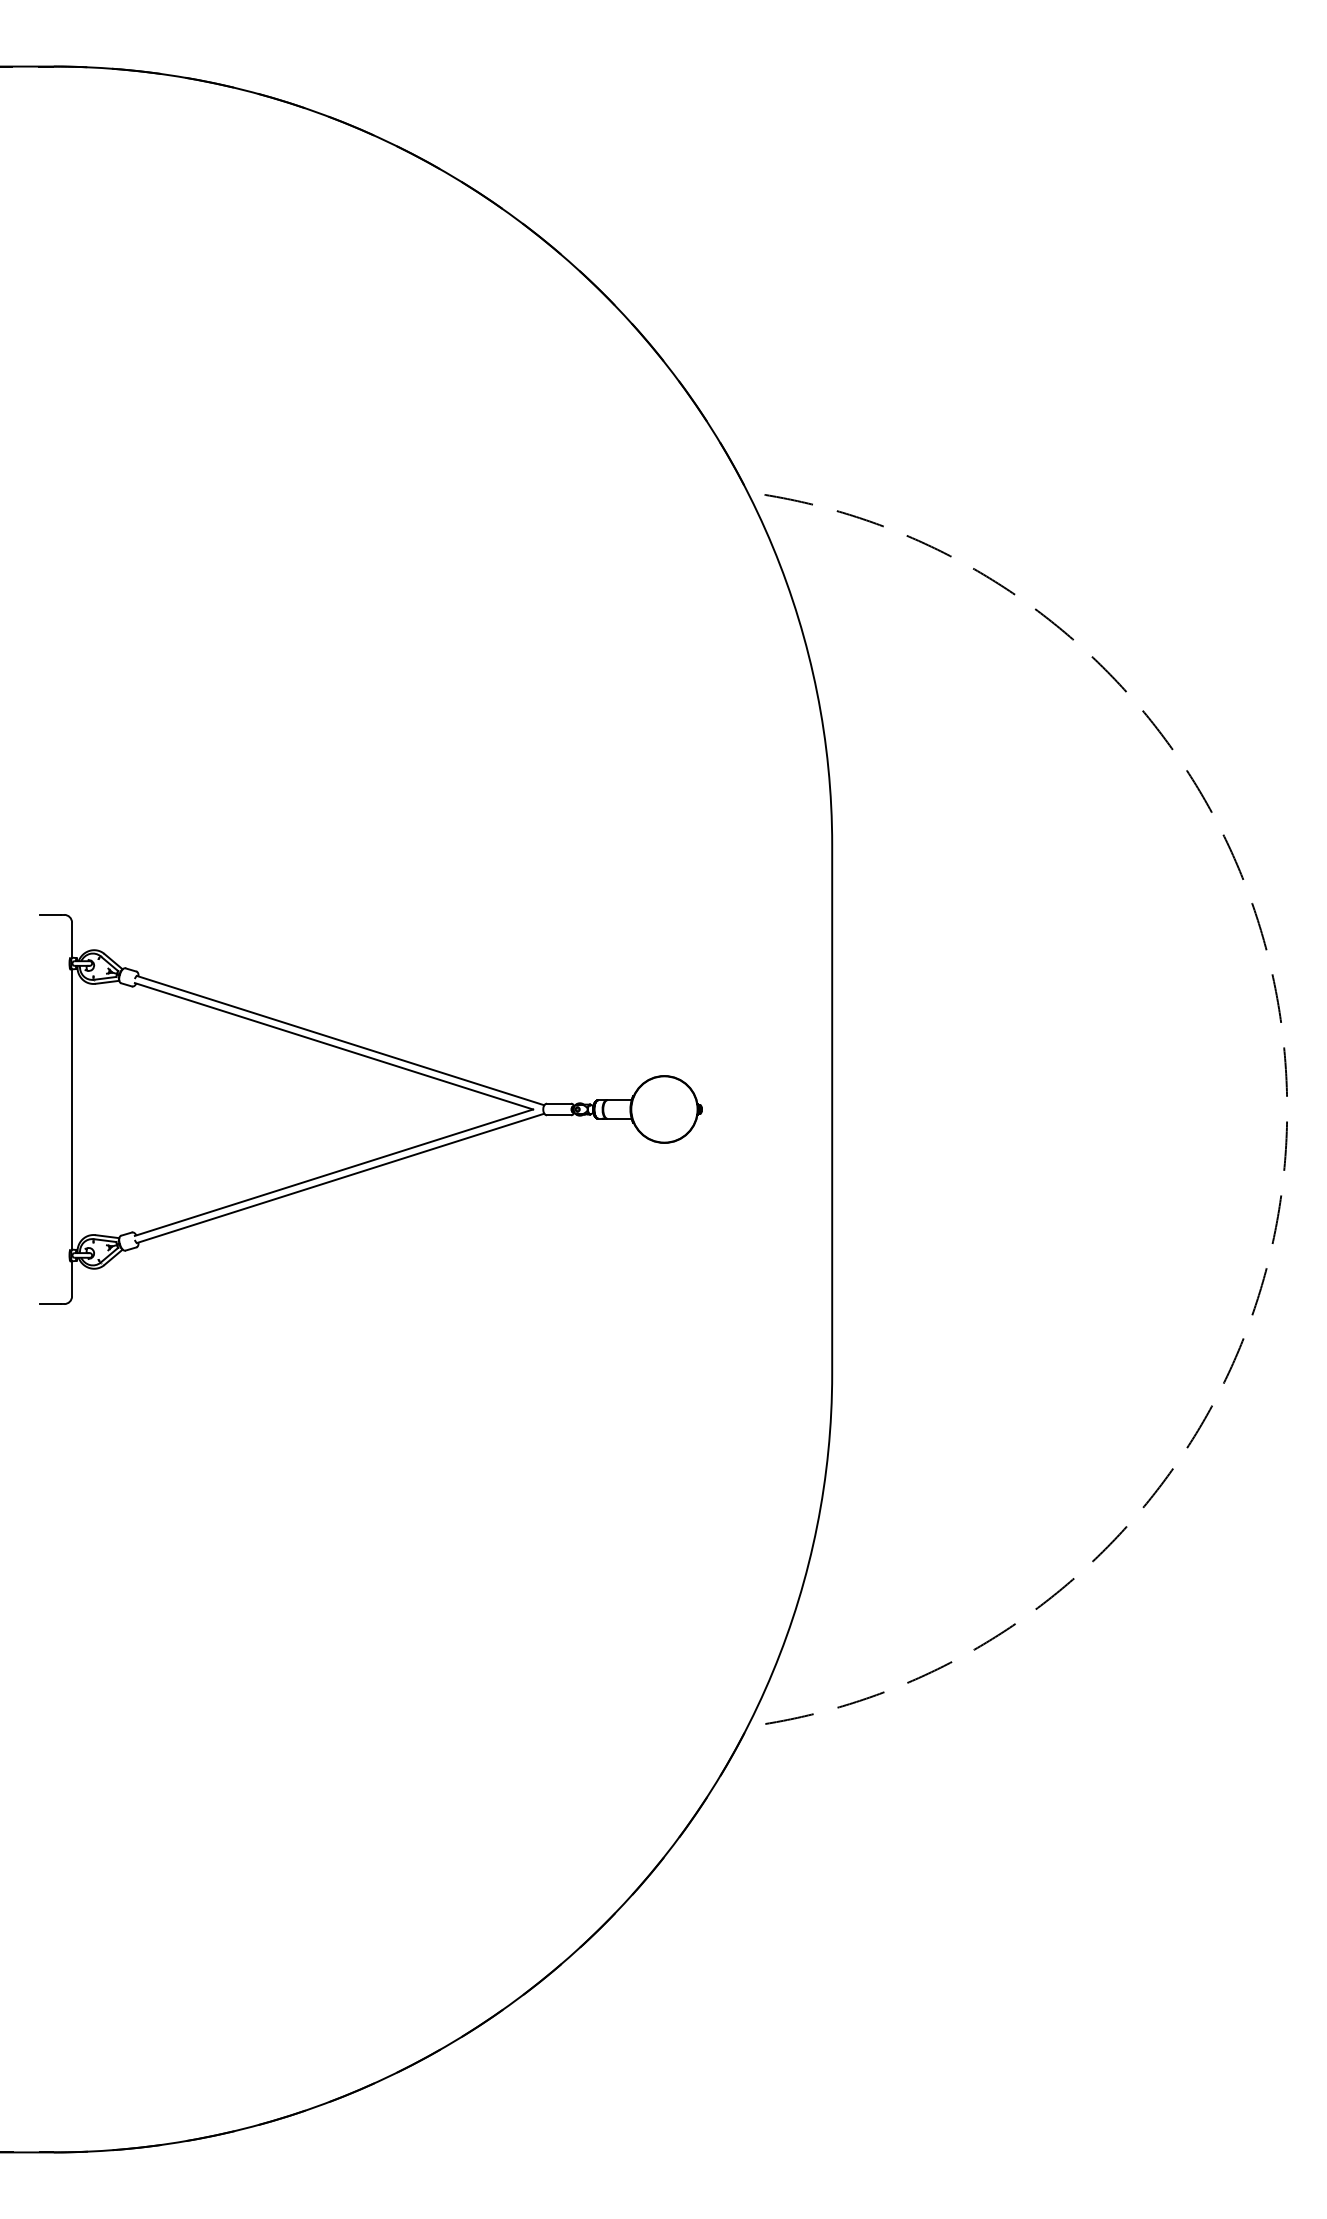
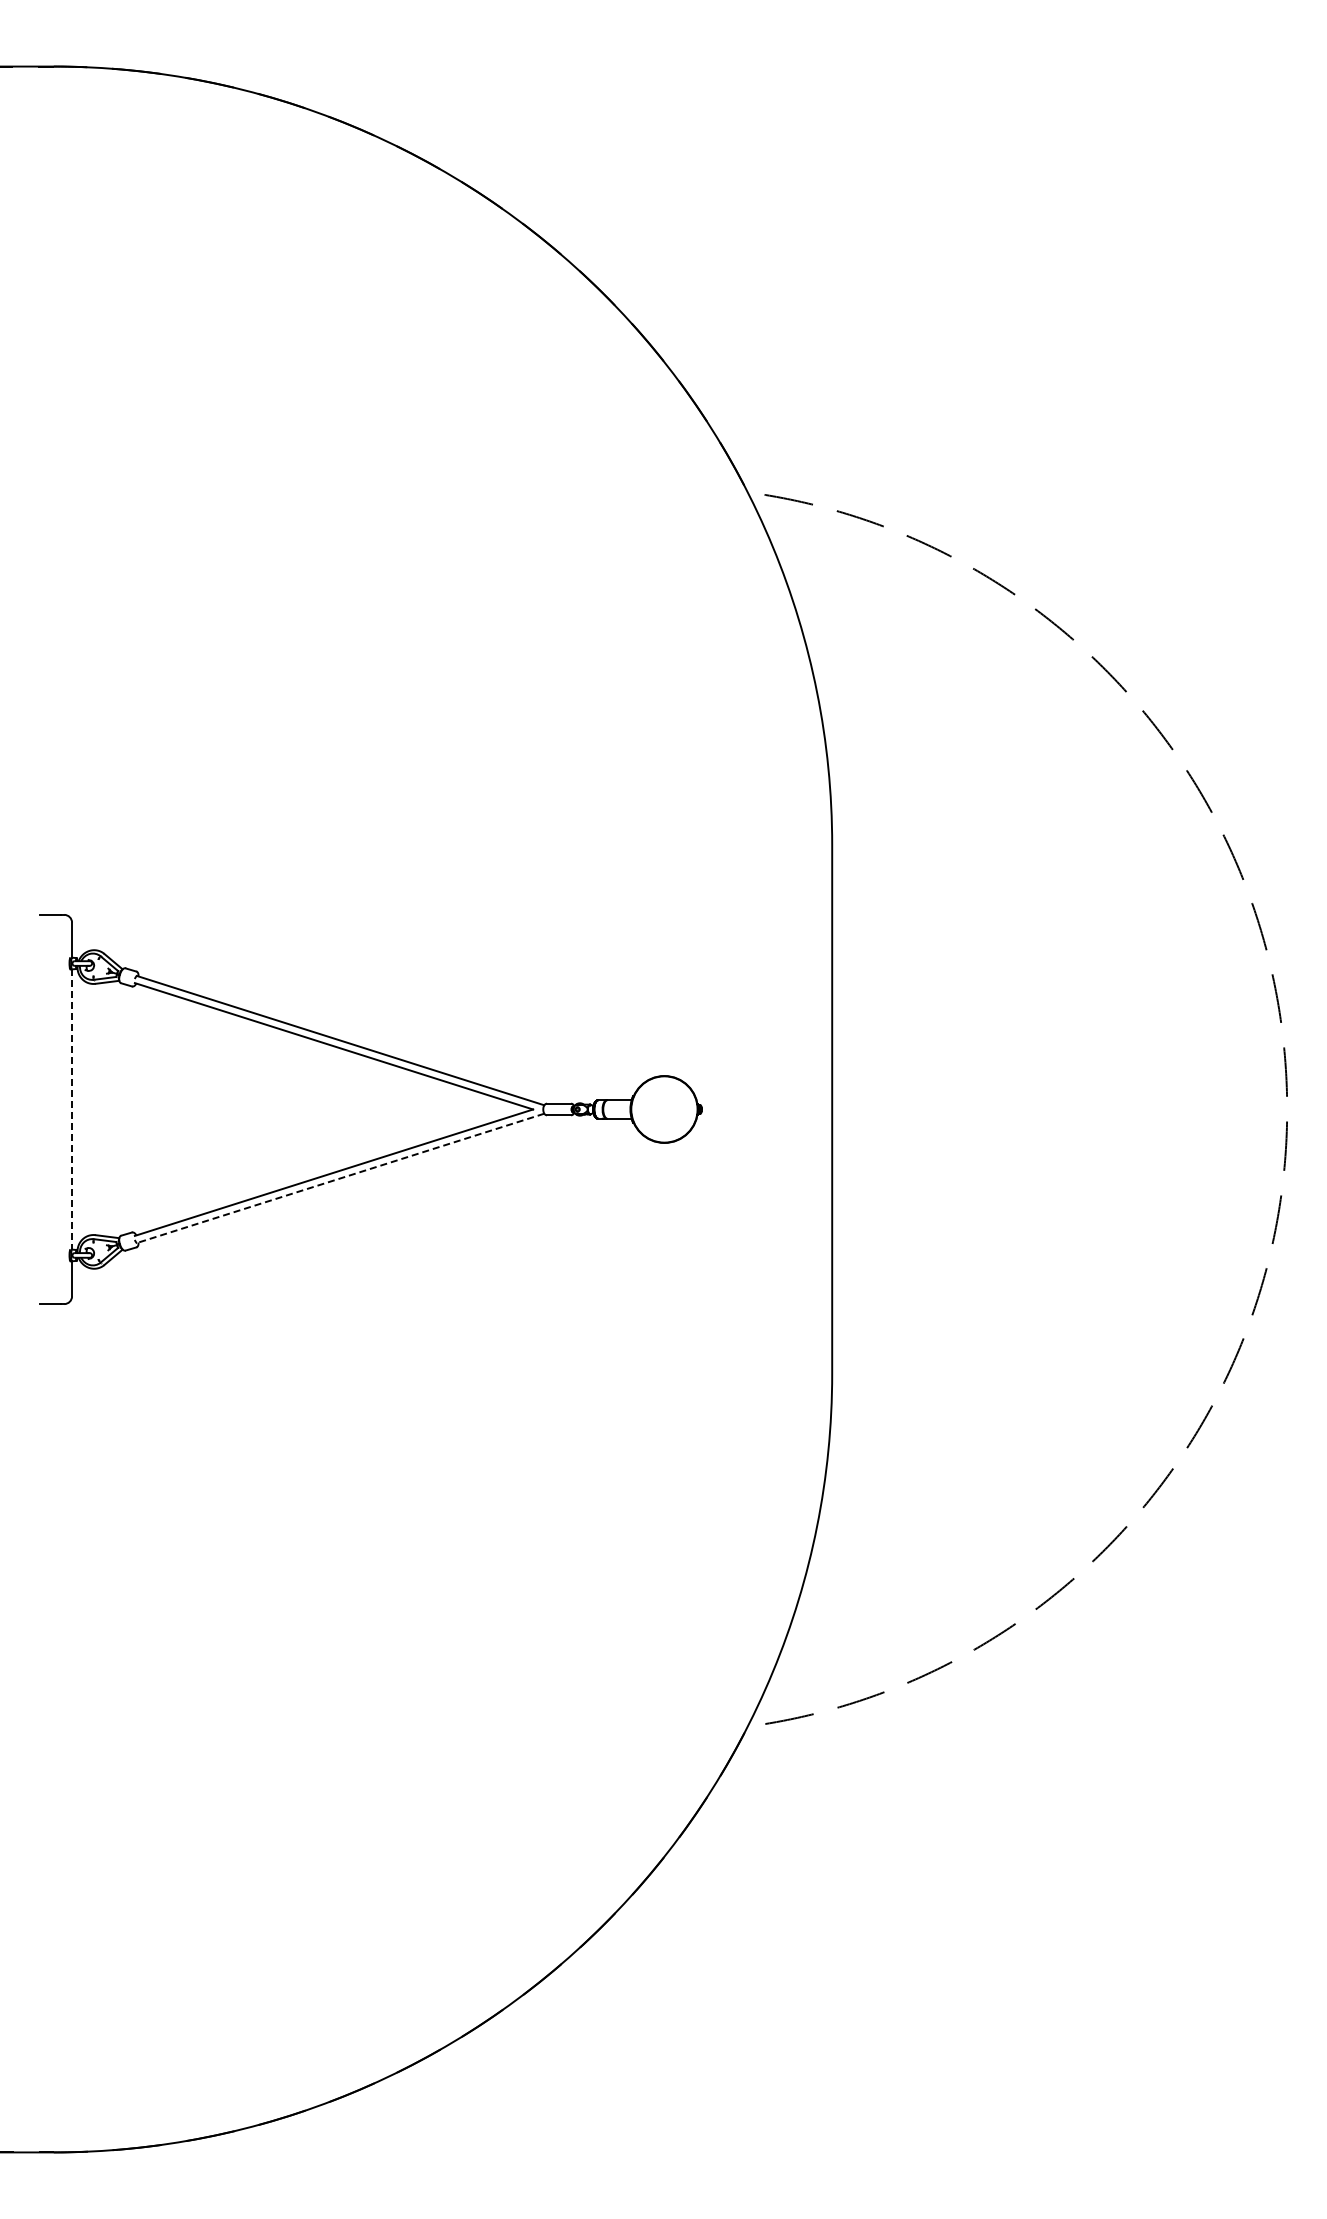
line: solid -> dashed (72, 1109)
line: solid -> dashed (340, 1178)
